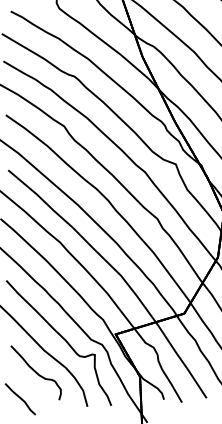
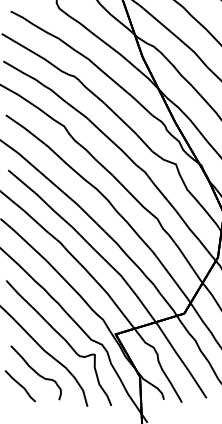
line position: (19, 398) -> (19, 385) (19, 385)
